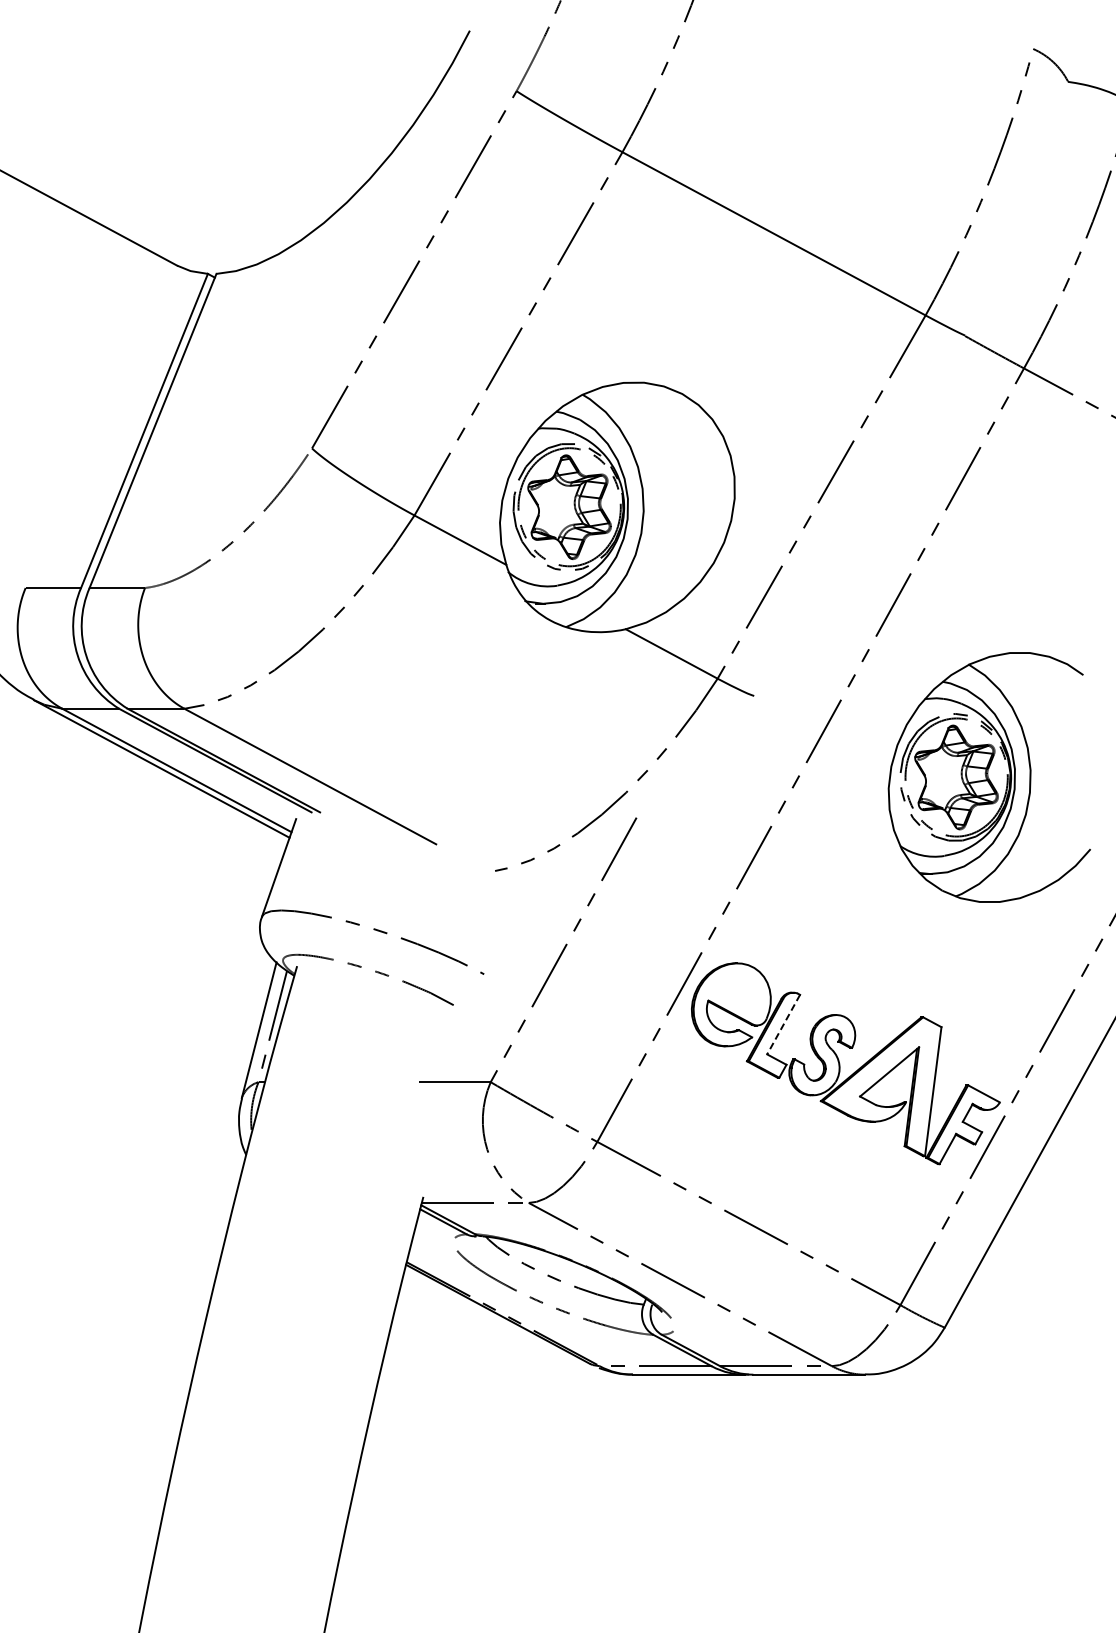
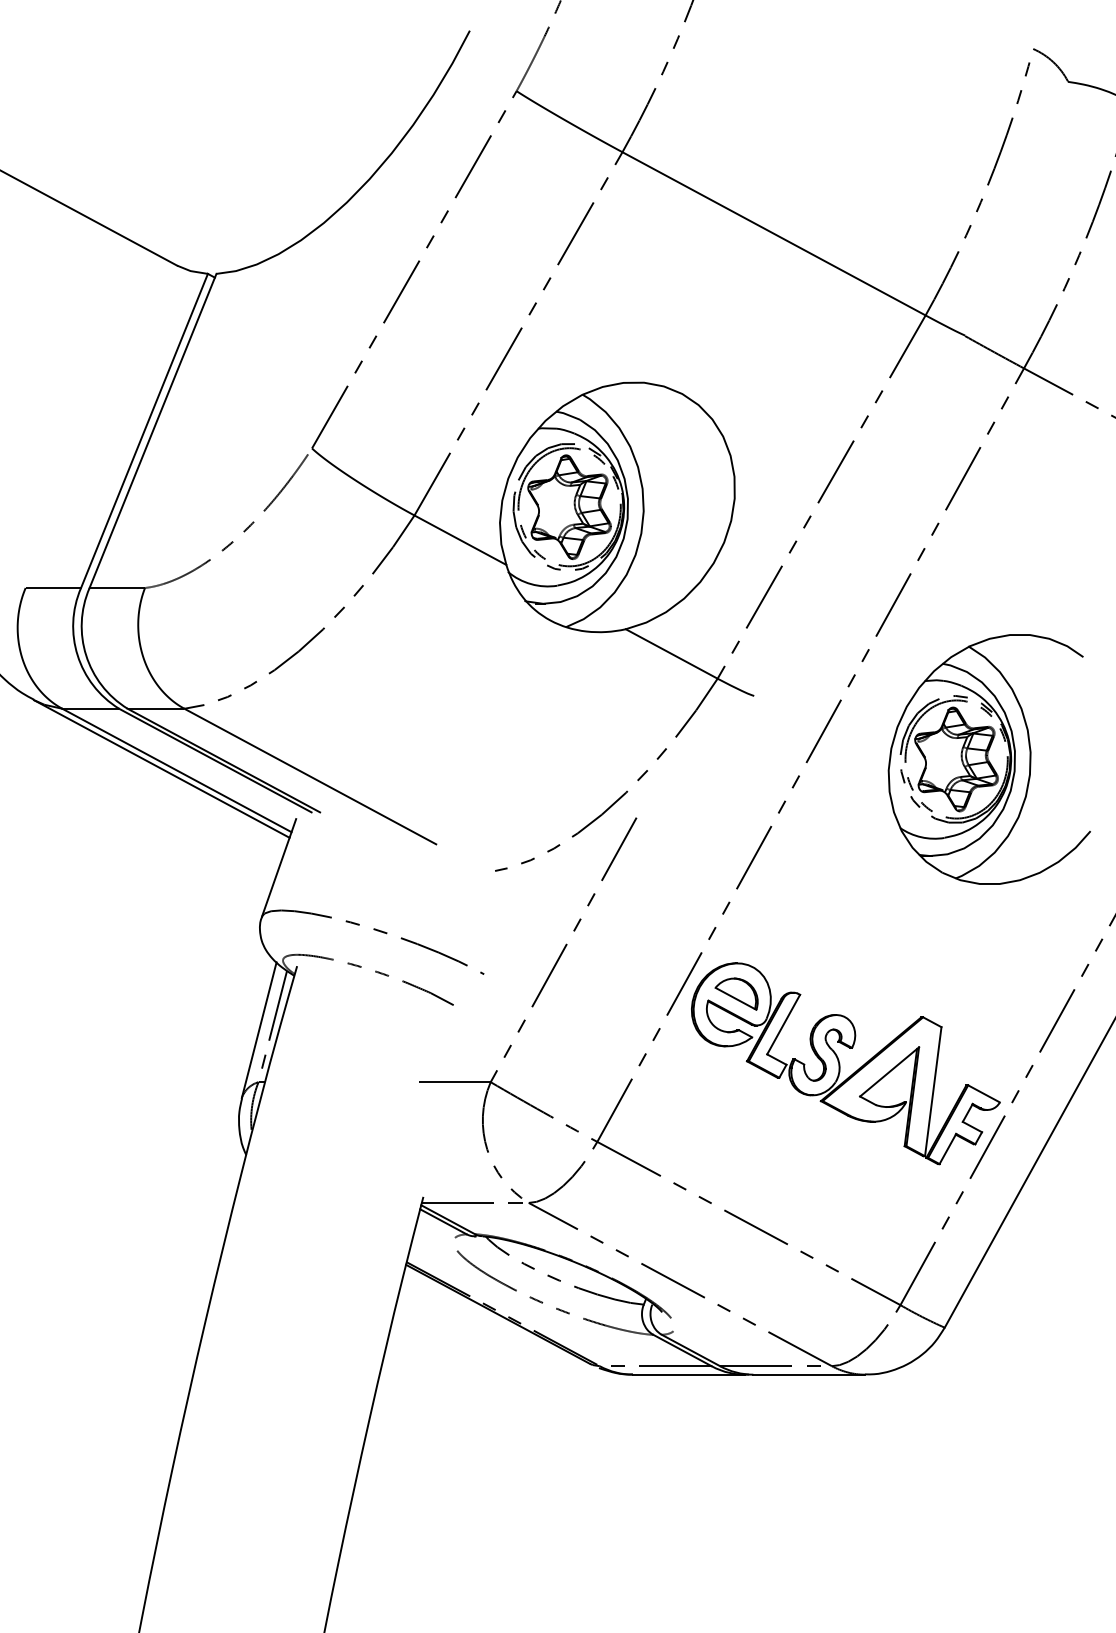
part position: (988, 777) -> (988, 759) (988, 759)
part: none -> present (736, 993)
line: dashed -> solid (783, 1025)
